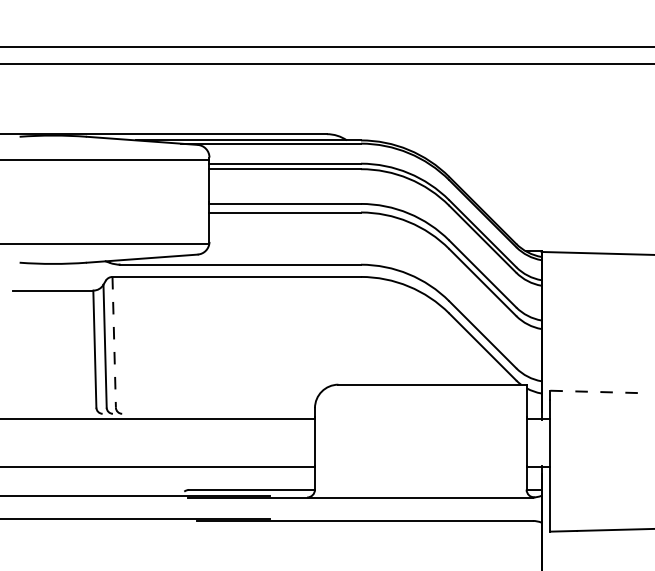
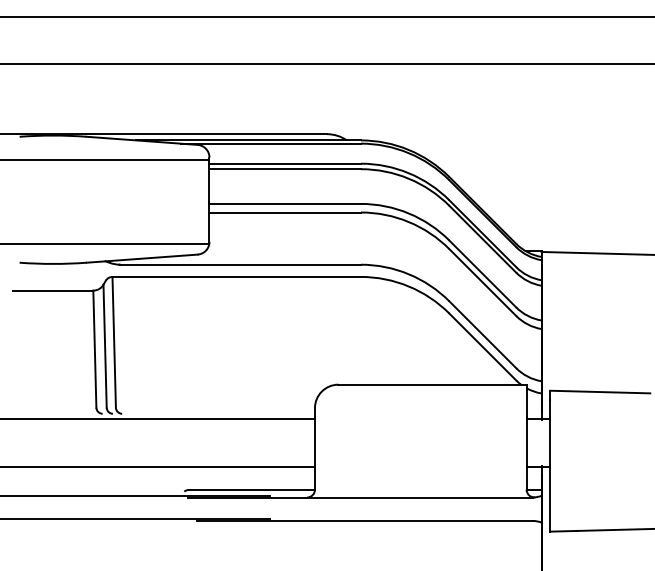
line position: (326, 47) -> (326, 17) (326, 17)
line: dashed -> solid (114, 342)
line: dashed -> solid (600, 392)
